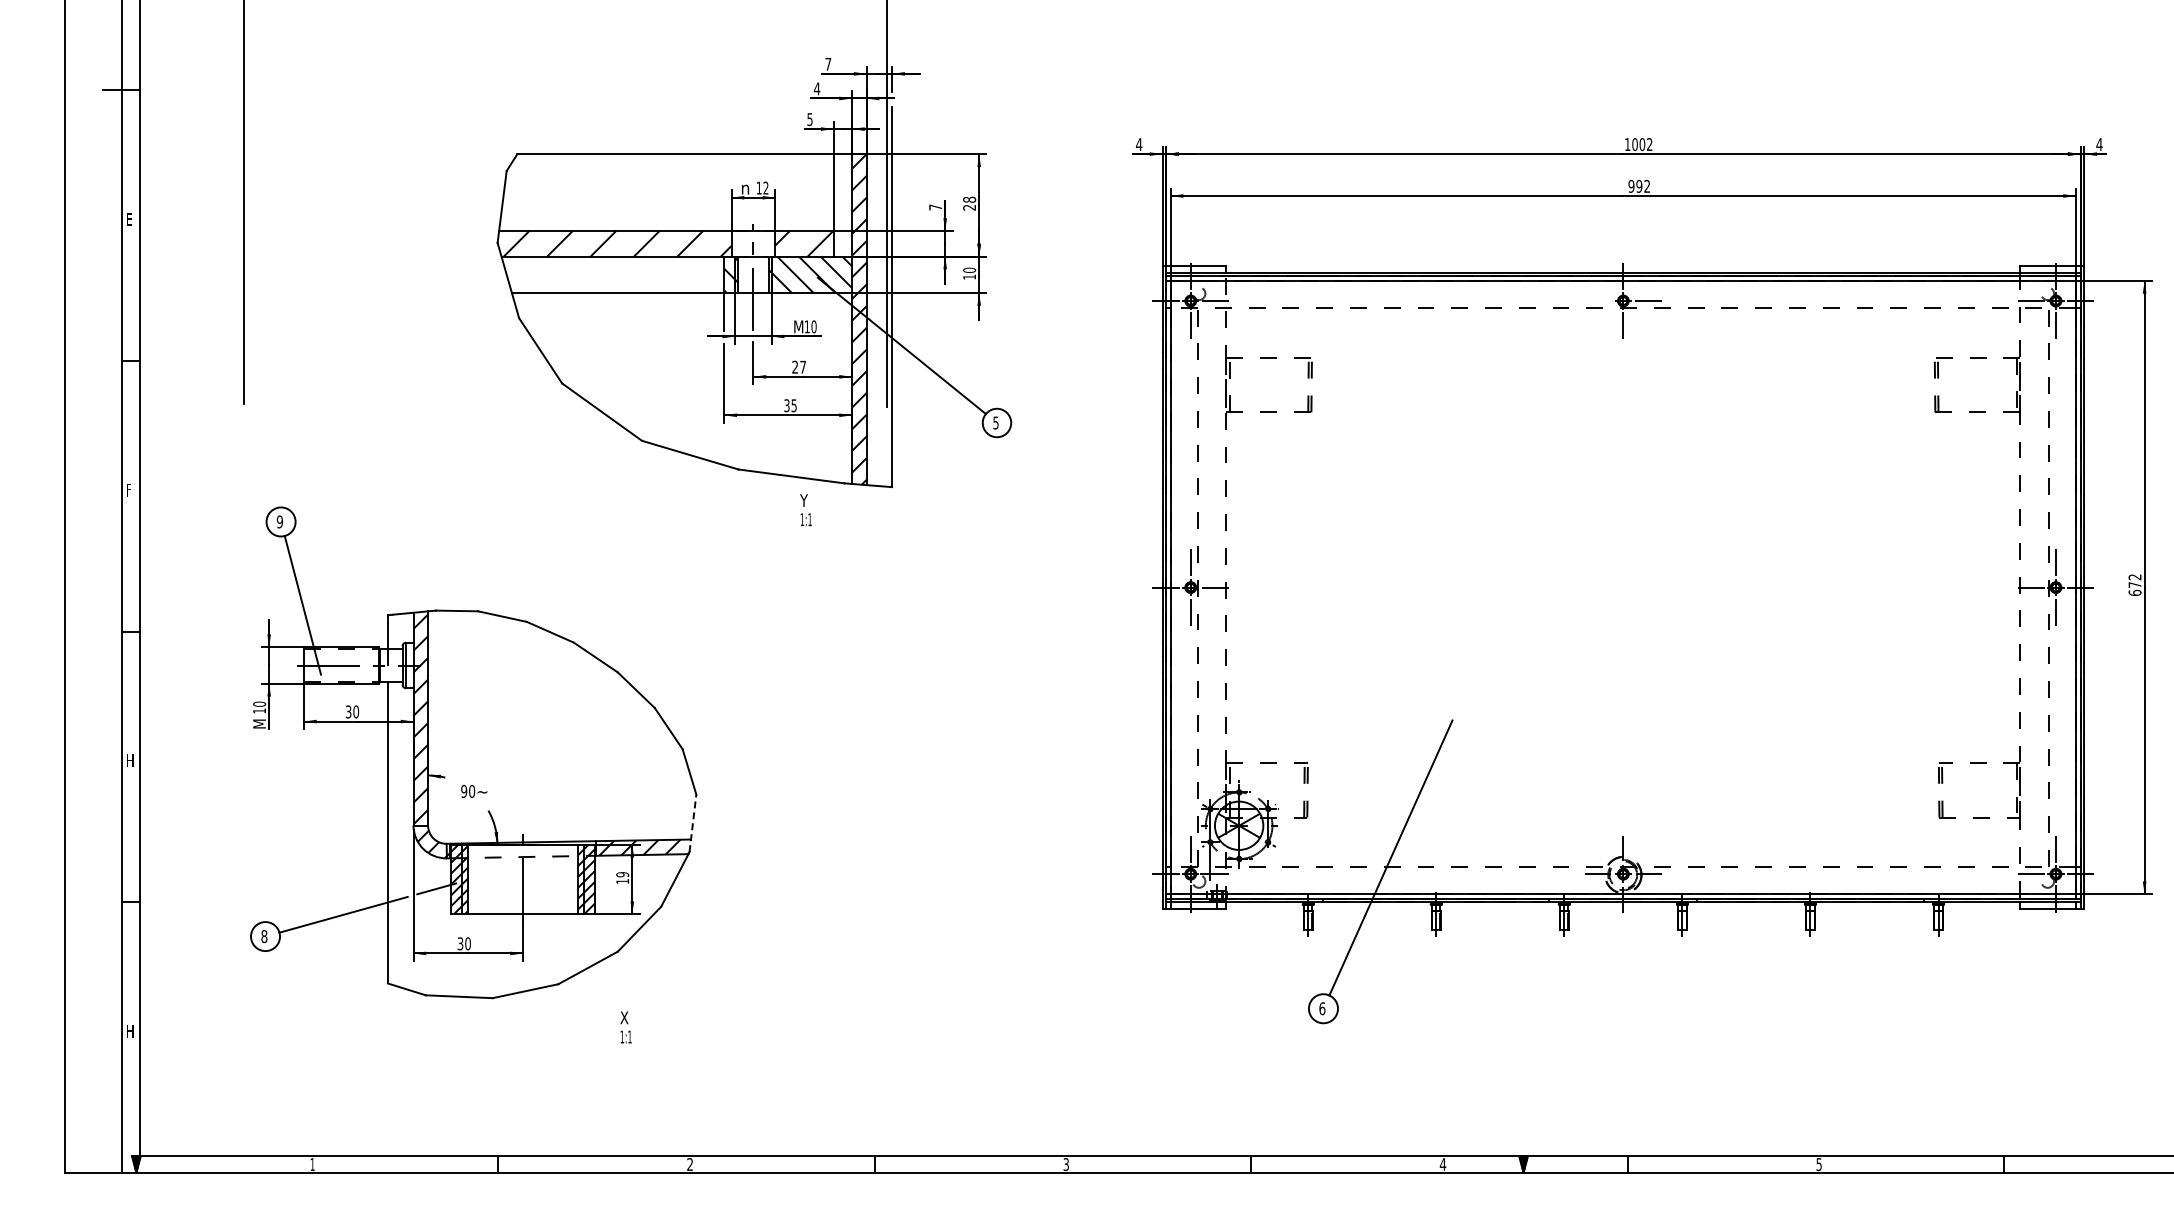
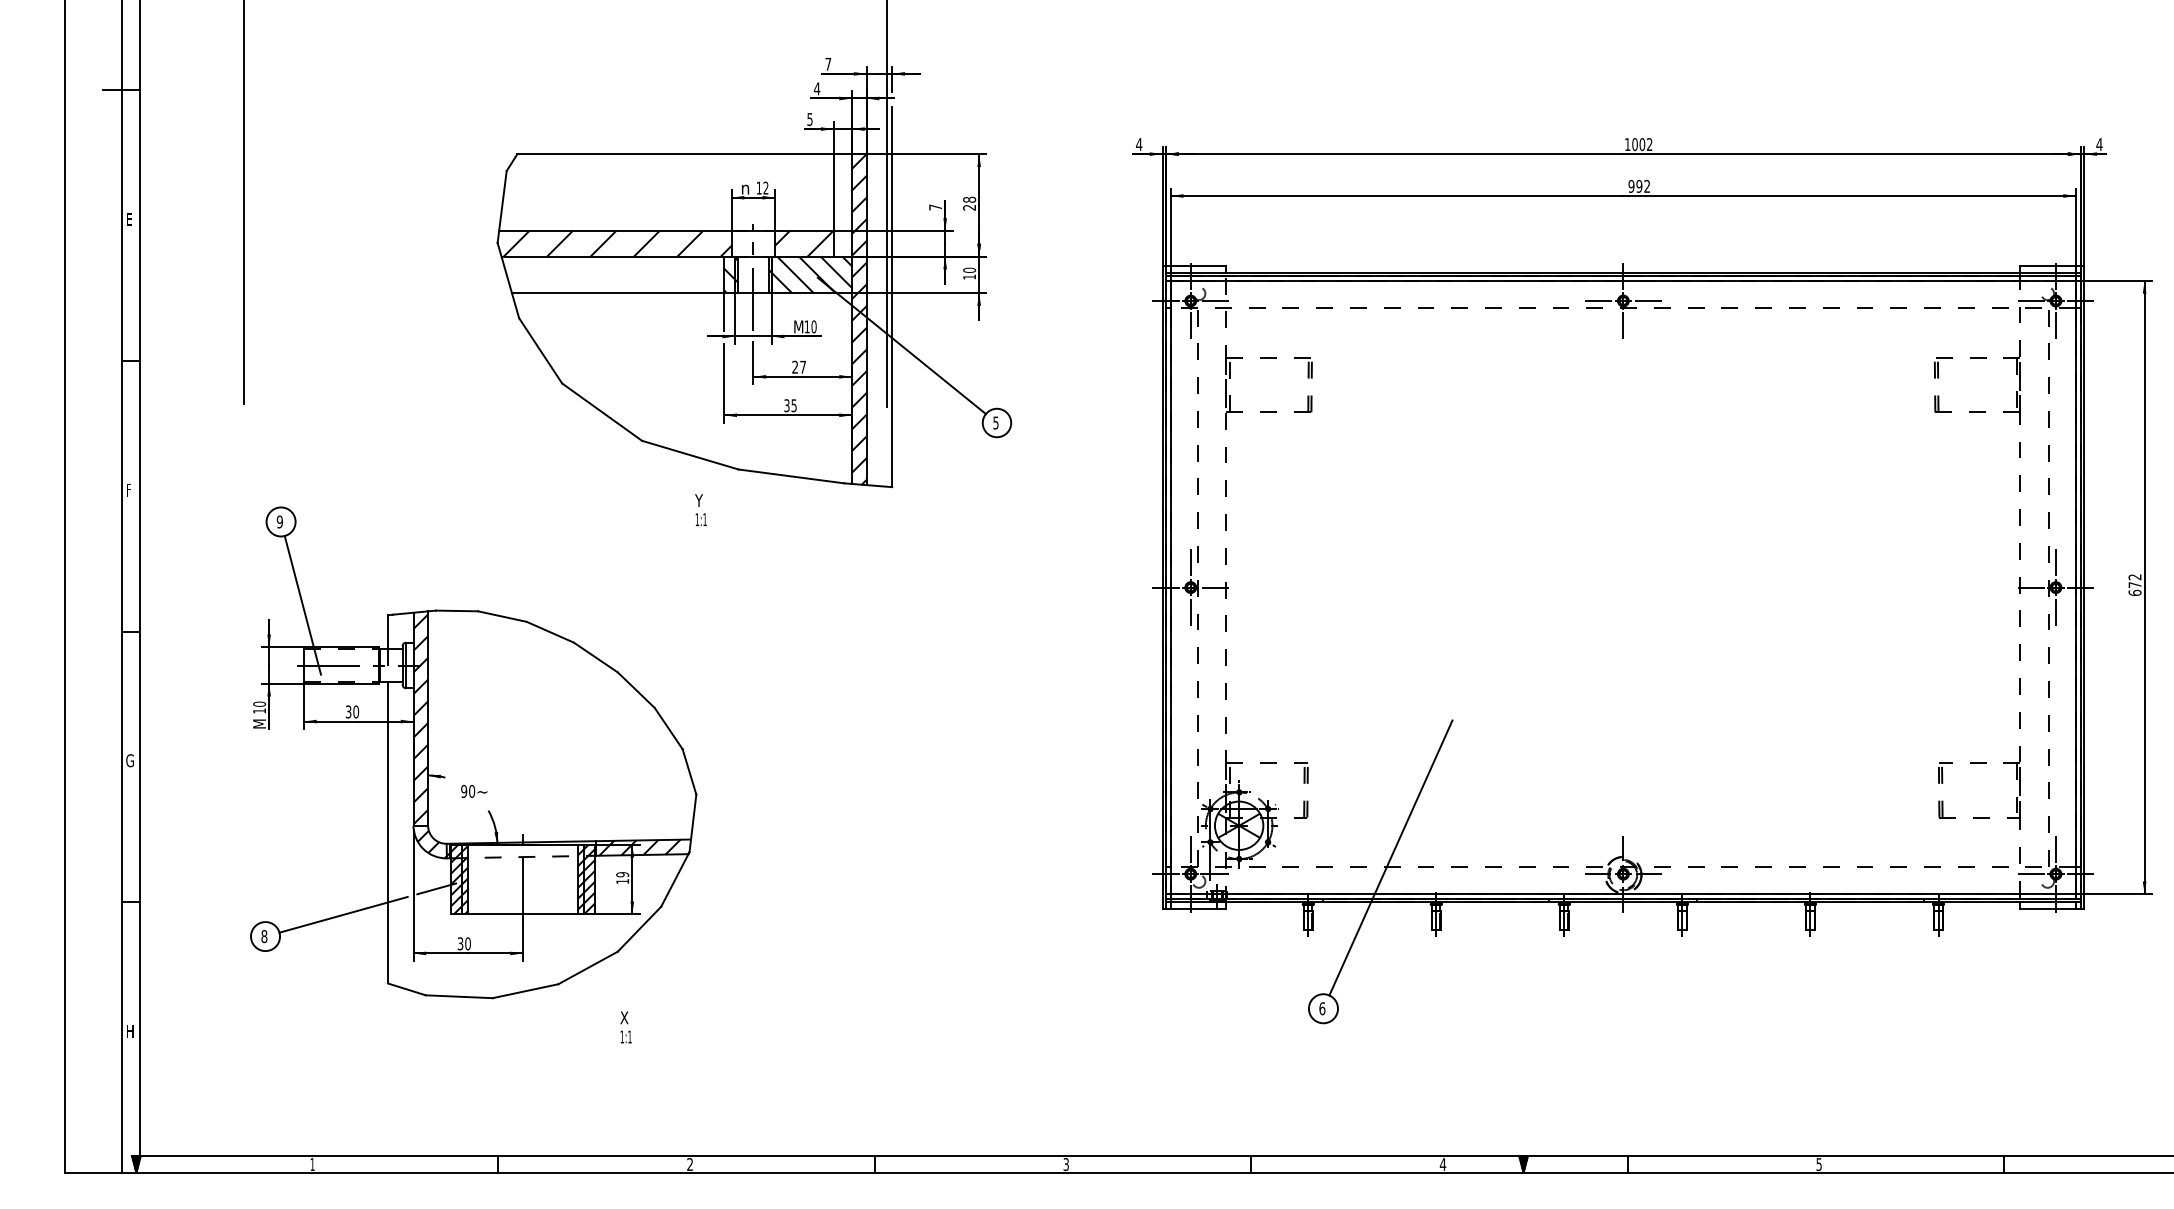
line: none -> present (1598, 301)
text position: (805, 510) -> (700, 510) (700, 510)
text: H -> G (129, 760)
line: dashed -> solid (692, 823)
